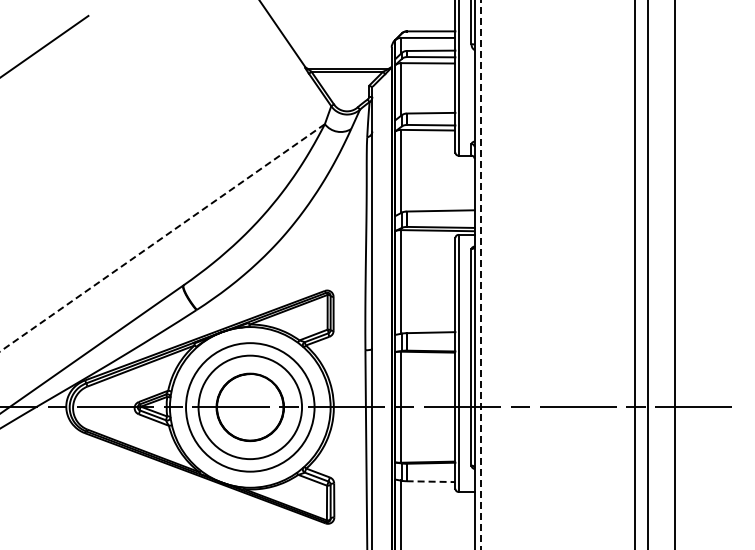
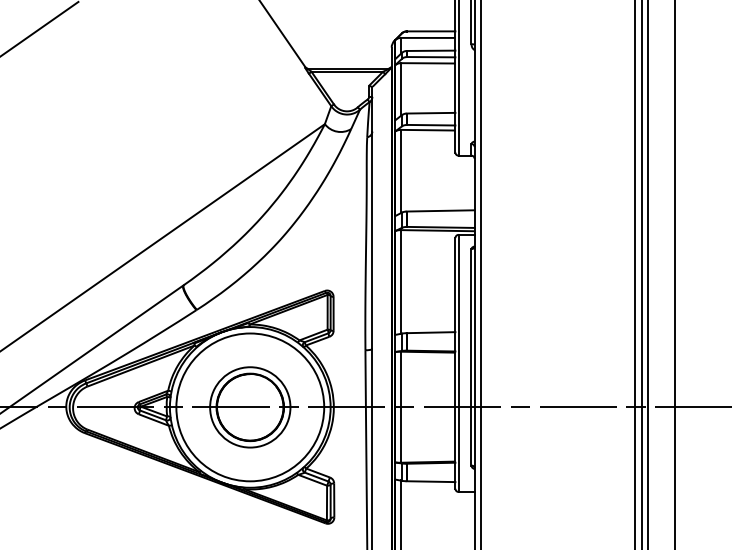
line position: (45, 45) -> (39, 28) (39, 28)
line: dashed -> solid (162, 237)
line: none -> present (641, 274)
line: dashed -> solid (481, 275)
circle diameter: 103 px -> 148 px (250, 407)
circle diameter: 129 px -> 80 px (250, 407)
line: dashed -> solid (431, 481)
